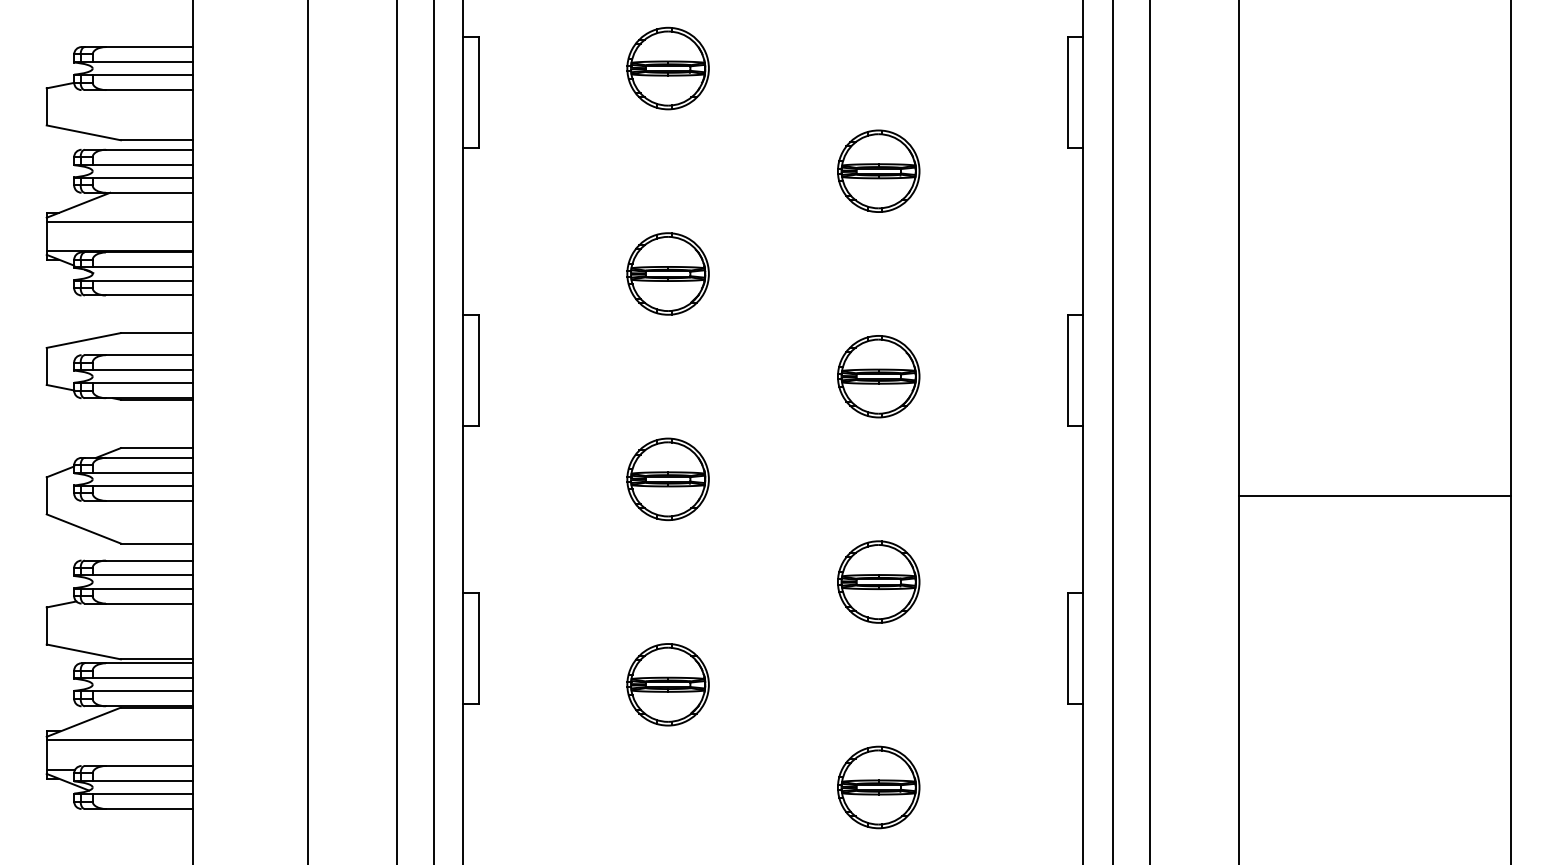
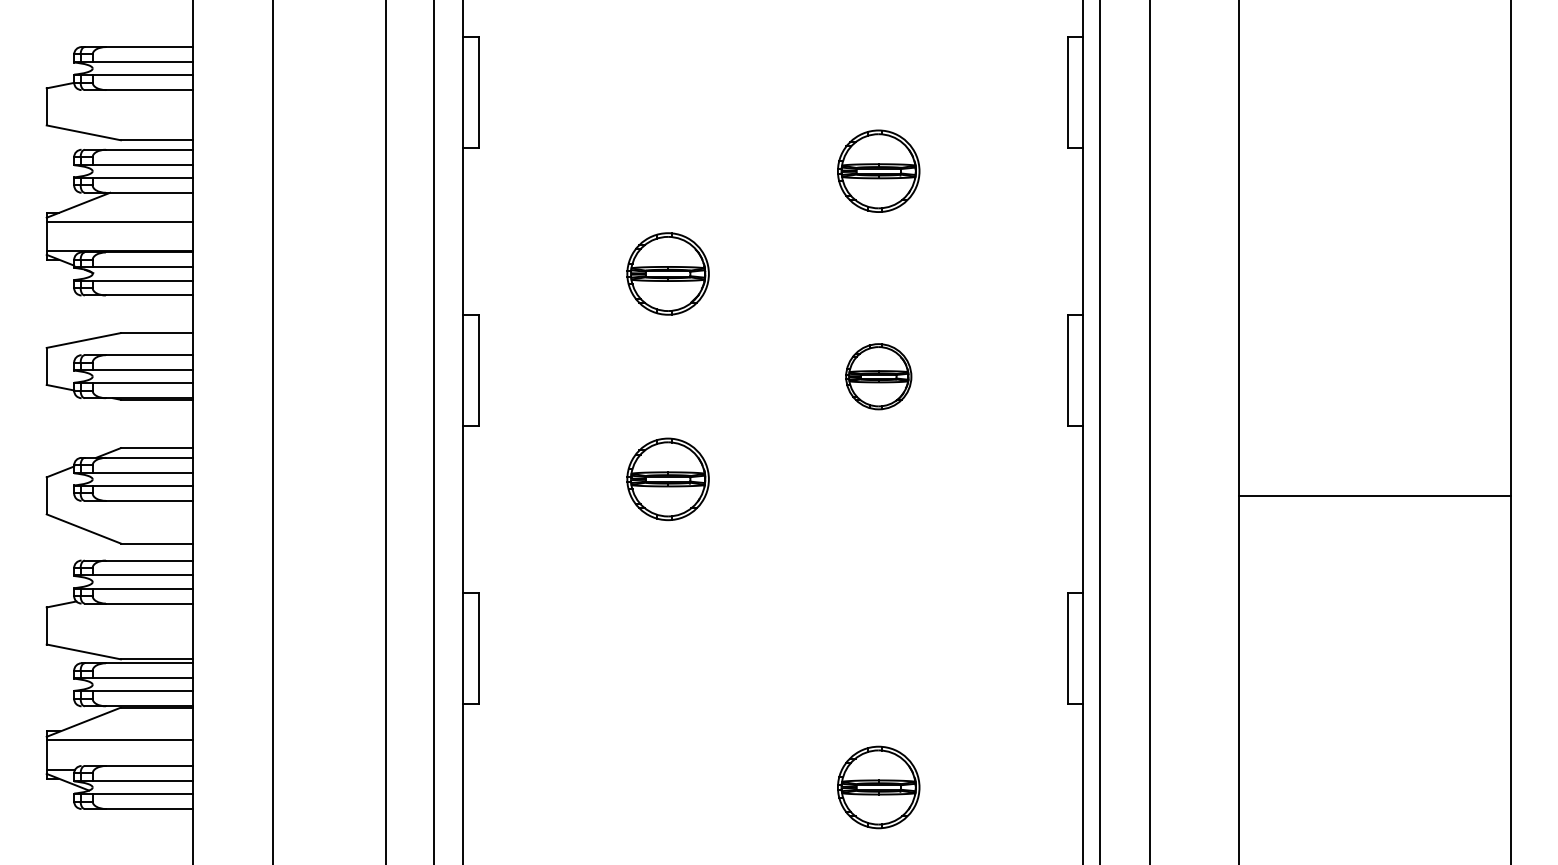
part: present -> none (667, 68)
part size: 84x84 px -> 68x68 px (878, 376)
line position: (308, 431) -> (273, 431) (273, 431)
line position: (396, 431) -> (385, 431) (385, 431)
line position: (1113, 431) -> (1100, 431) (1100, 431)
part: present -> none (878, 581)
part: present -> none (667, 684)
